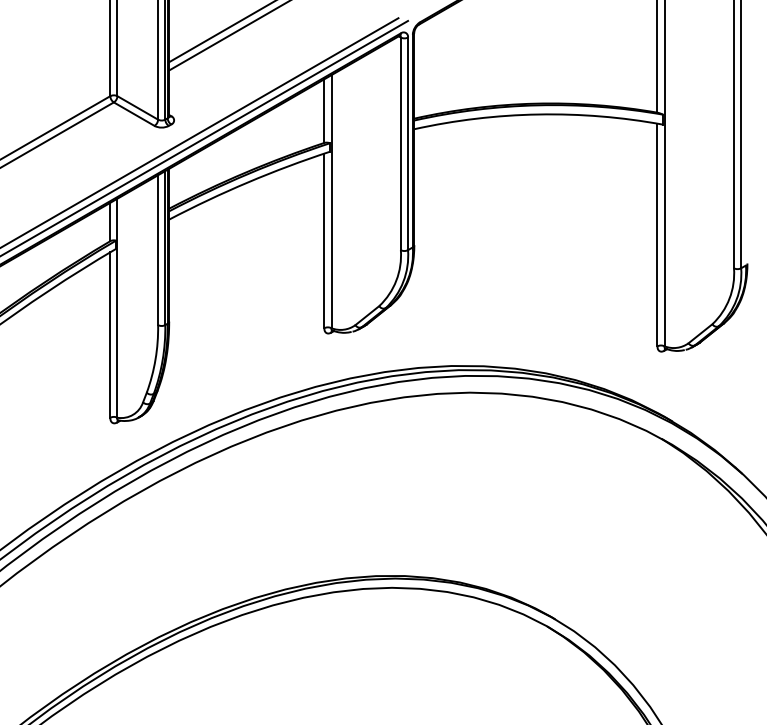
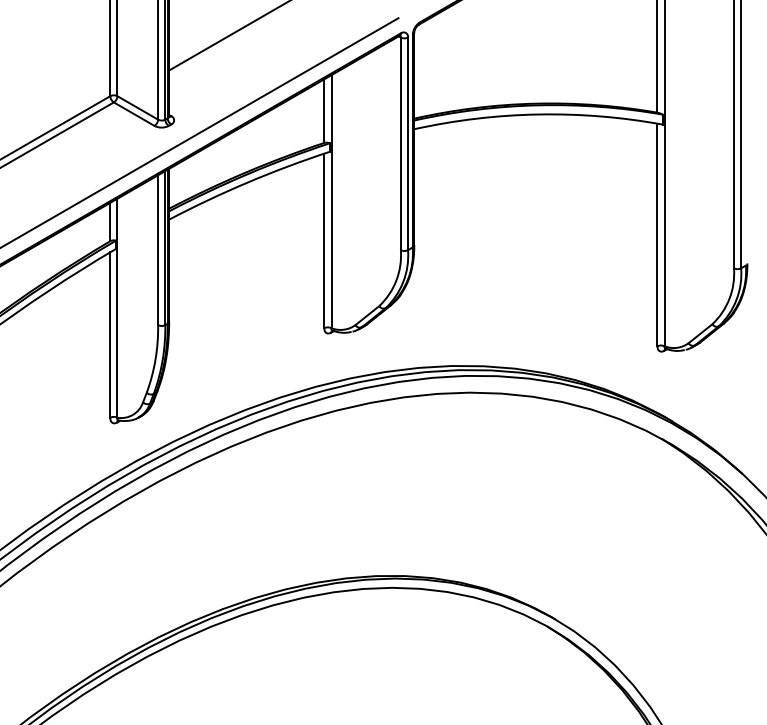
line: present -> none (221, 32)
line: present -> none (205, 137)
